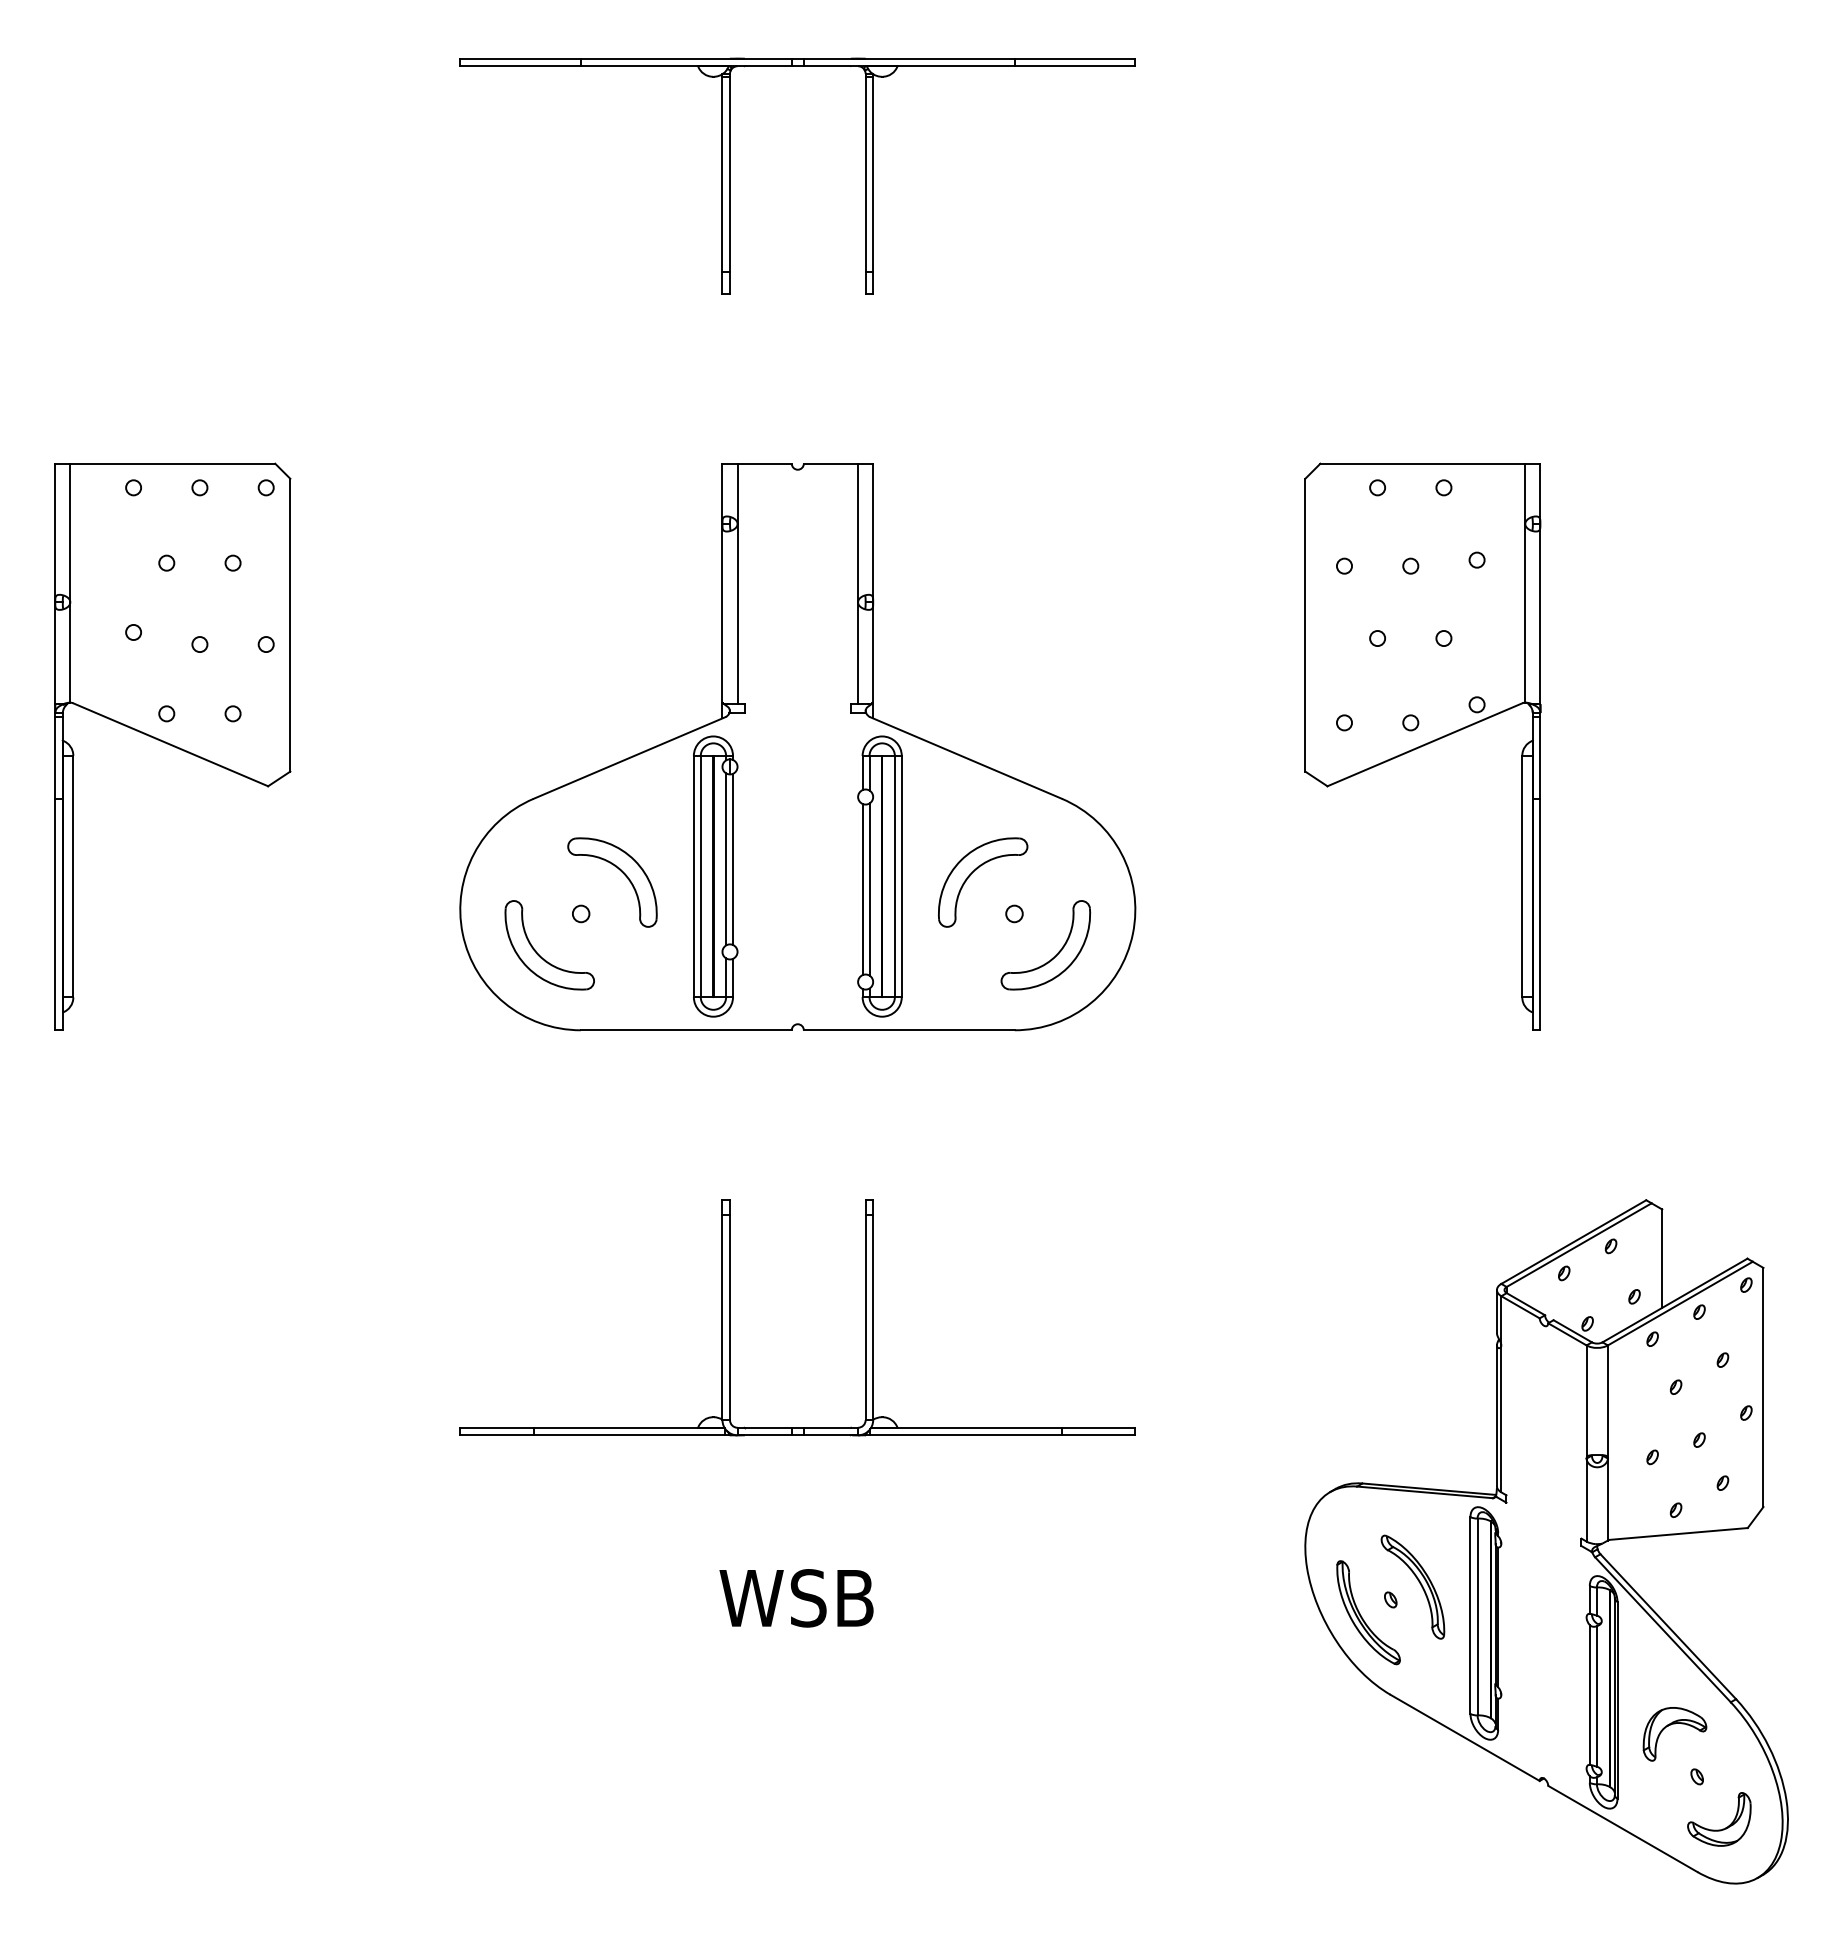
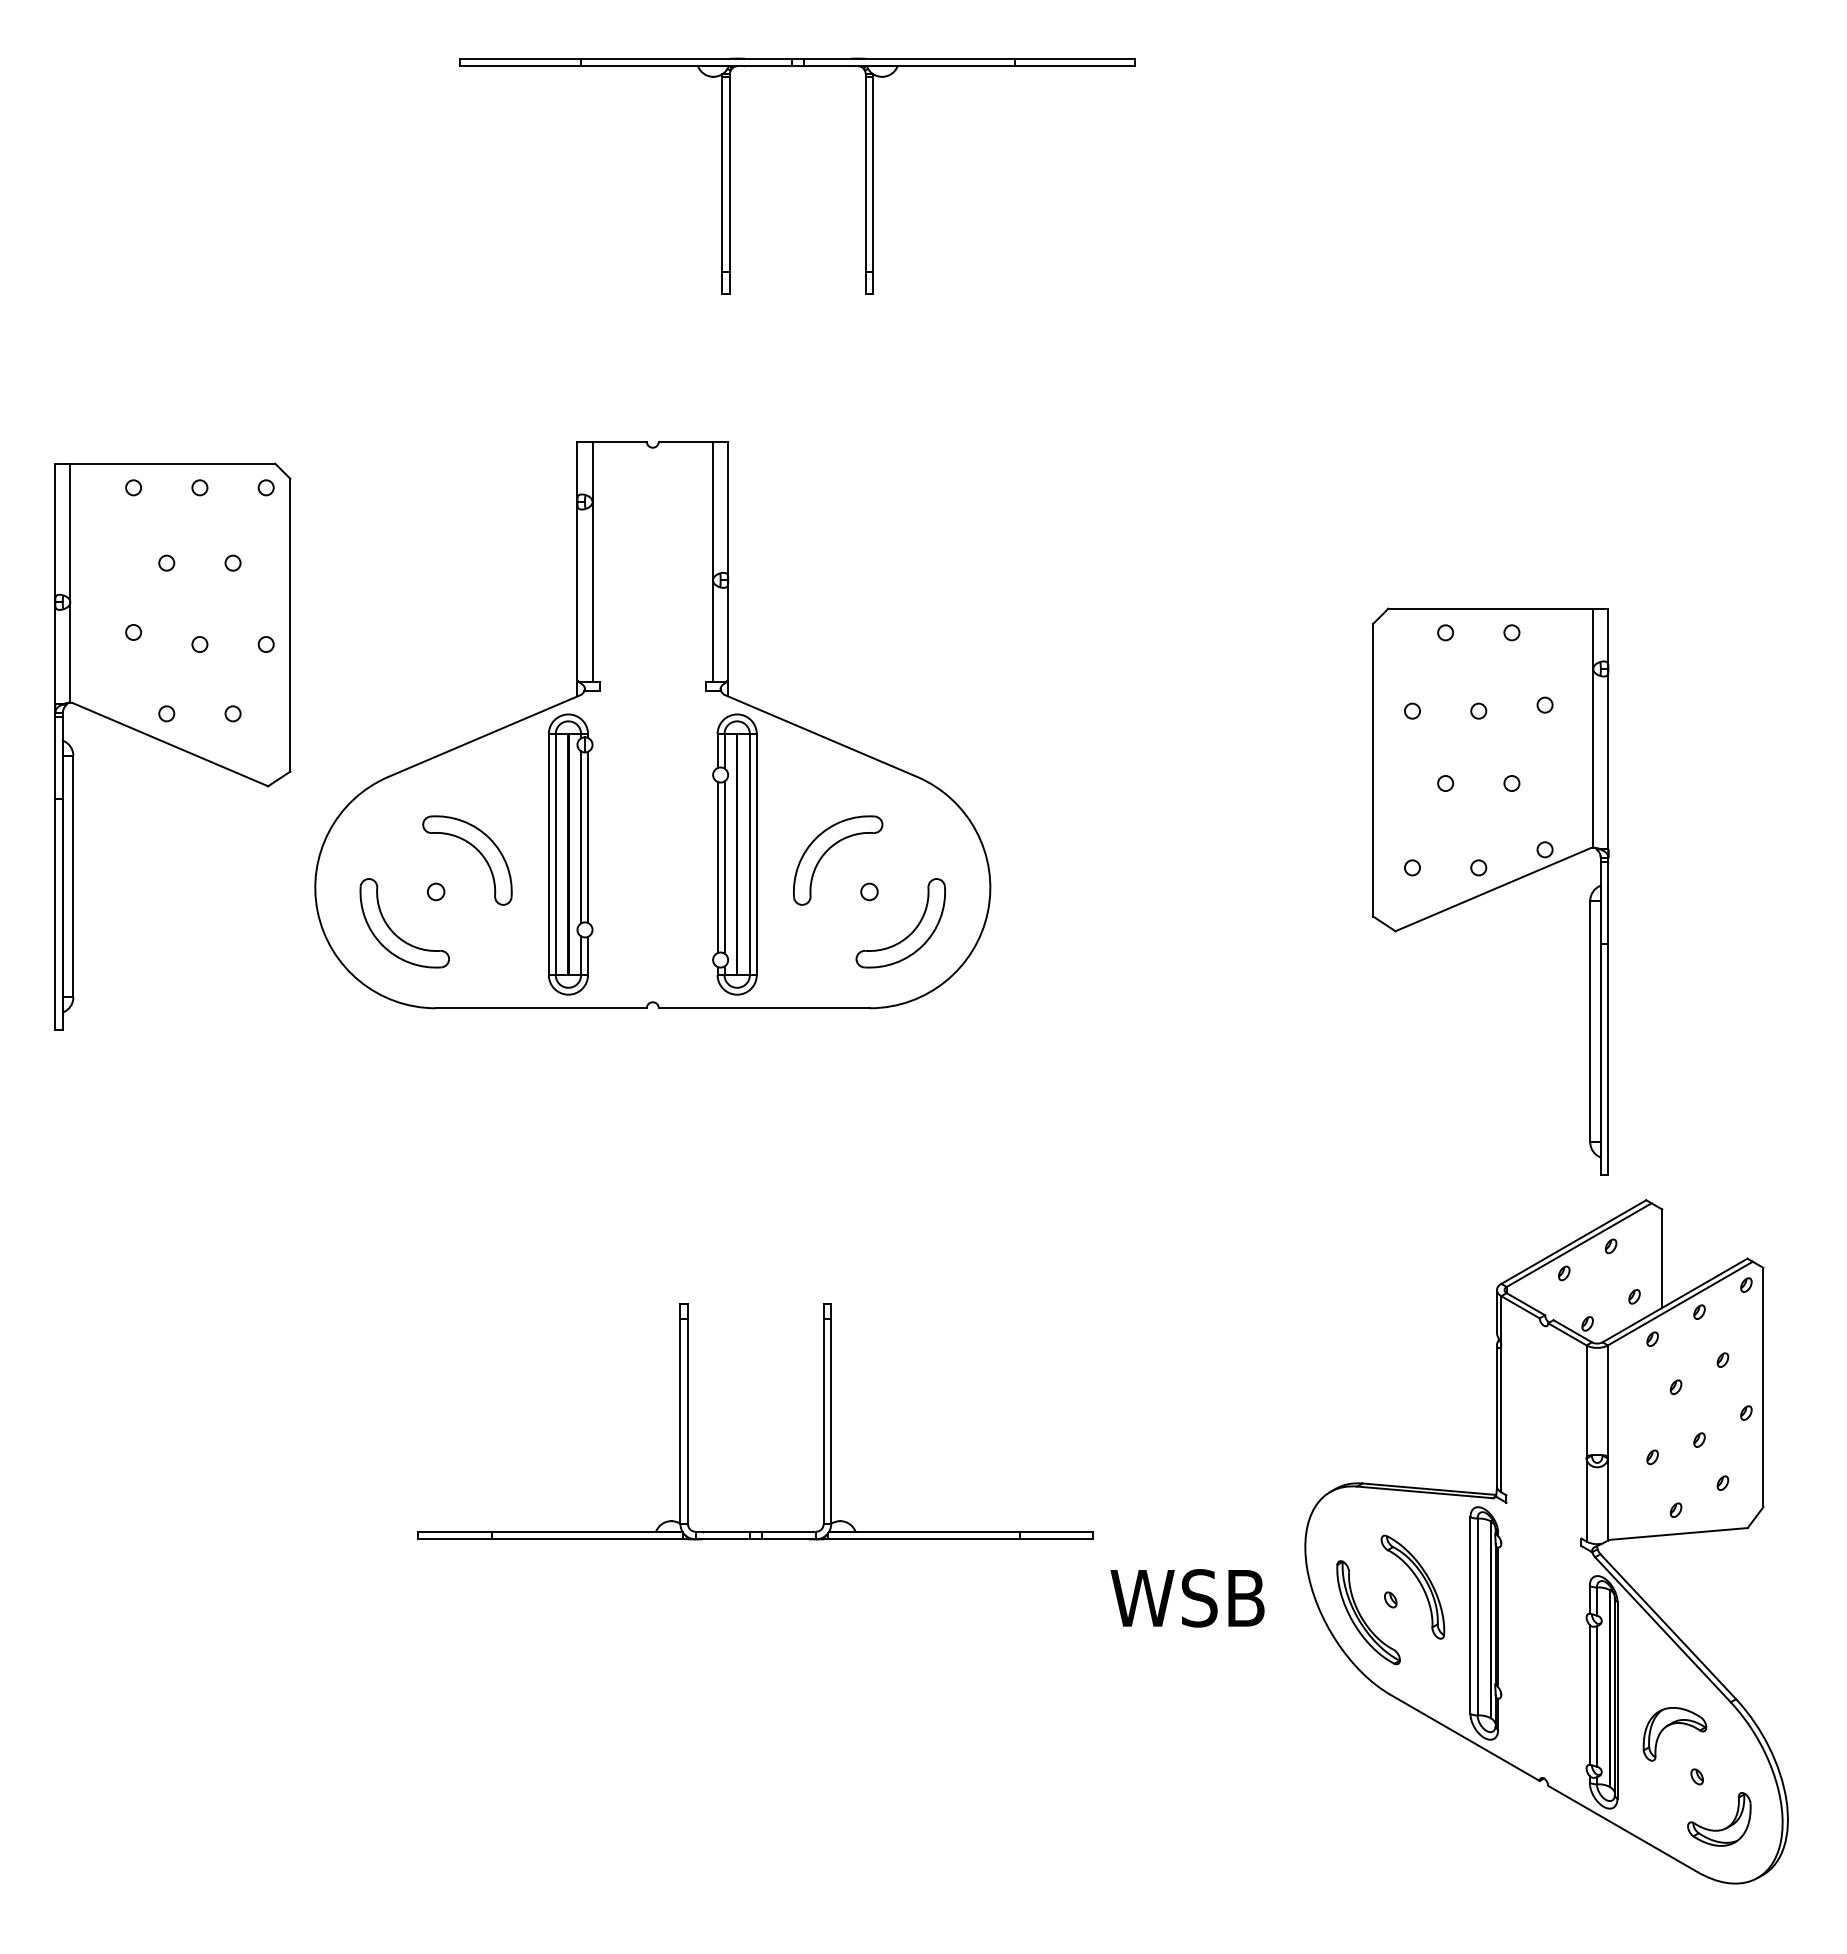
part position: (1422, 746) -> (1490, 891) (1490, 891)
part position: (797, 747) -> (652, 725) (652, 725)
part position: (730, 1317) -> (688, 1421) (688, 1421)
text position: (796, 1598) -> (1187, 1598) (1187, 1598)
